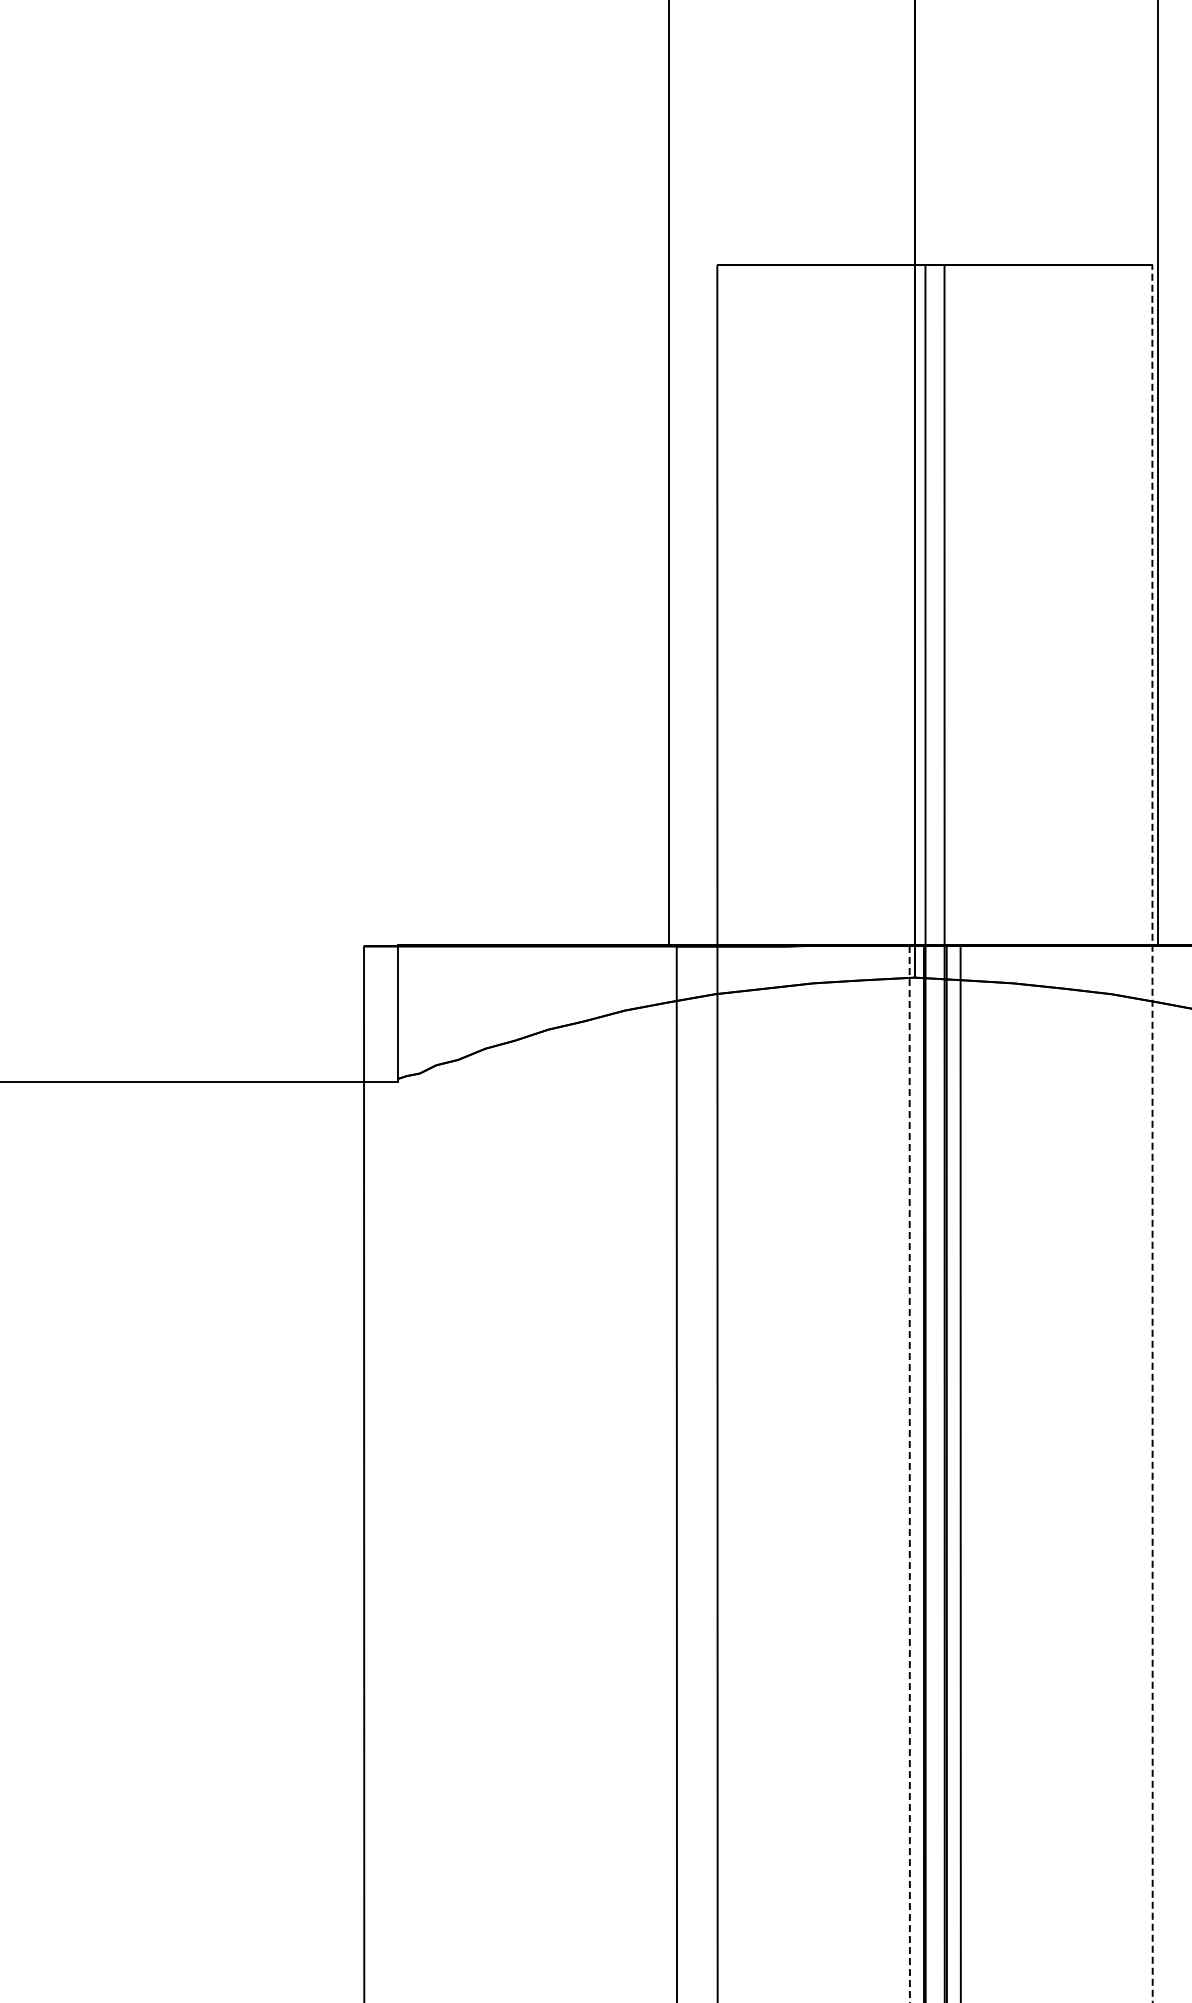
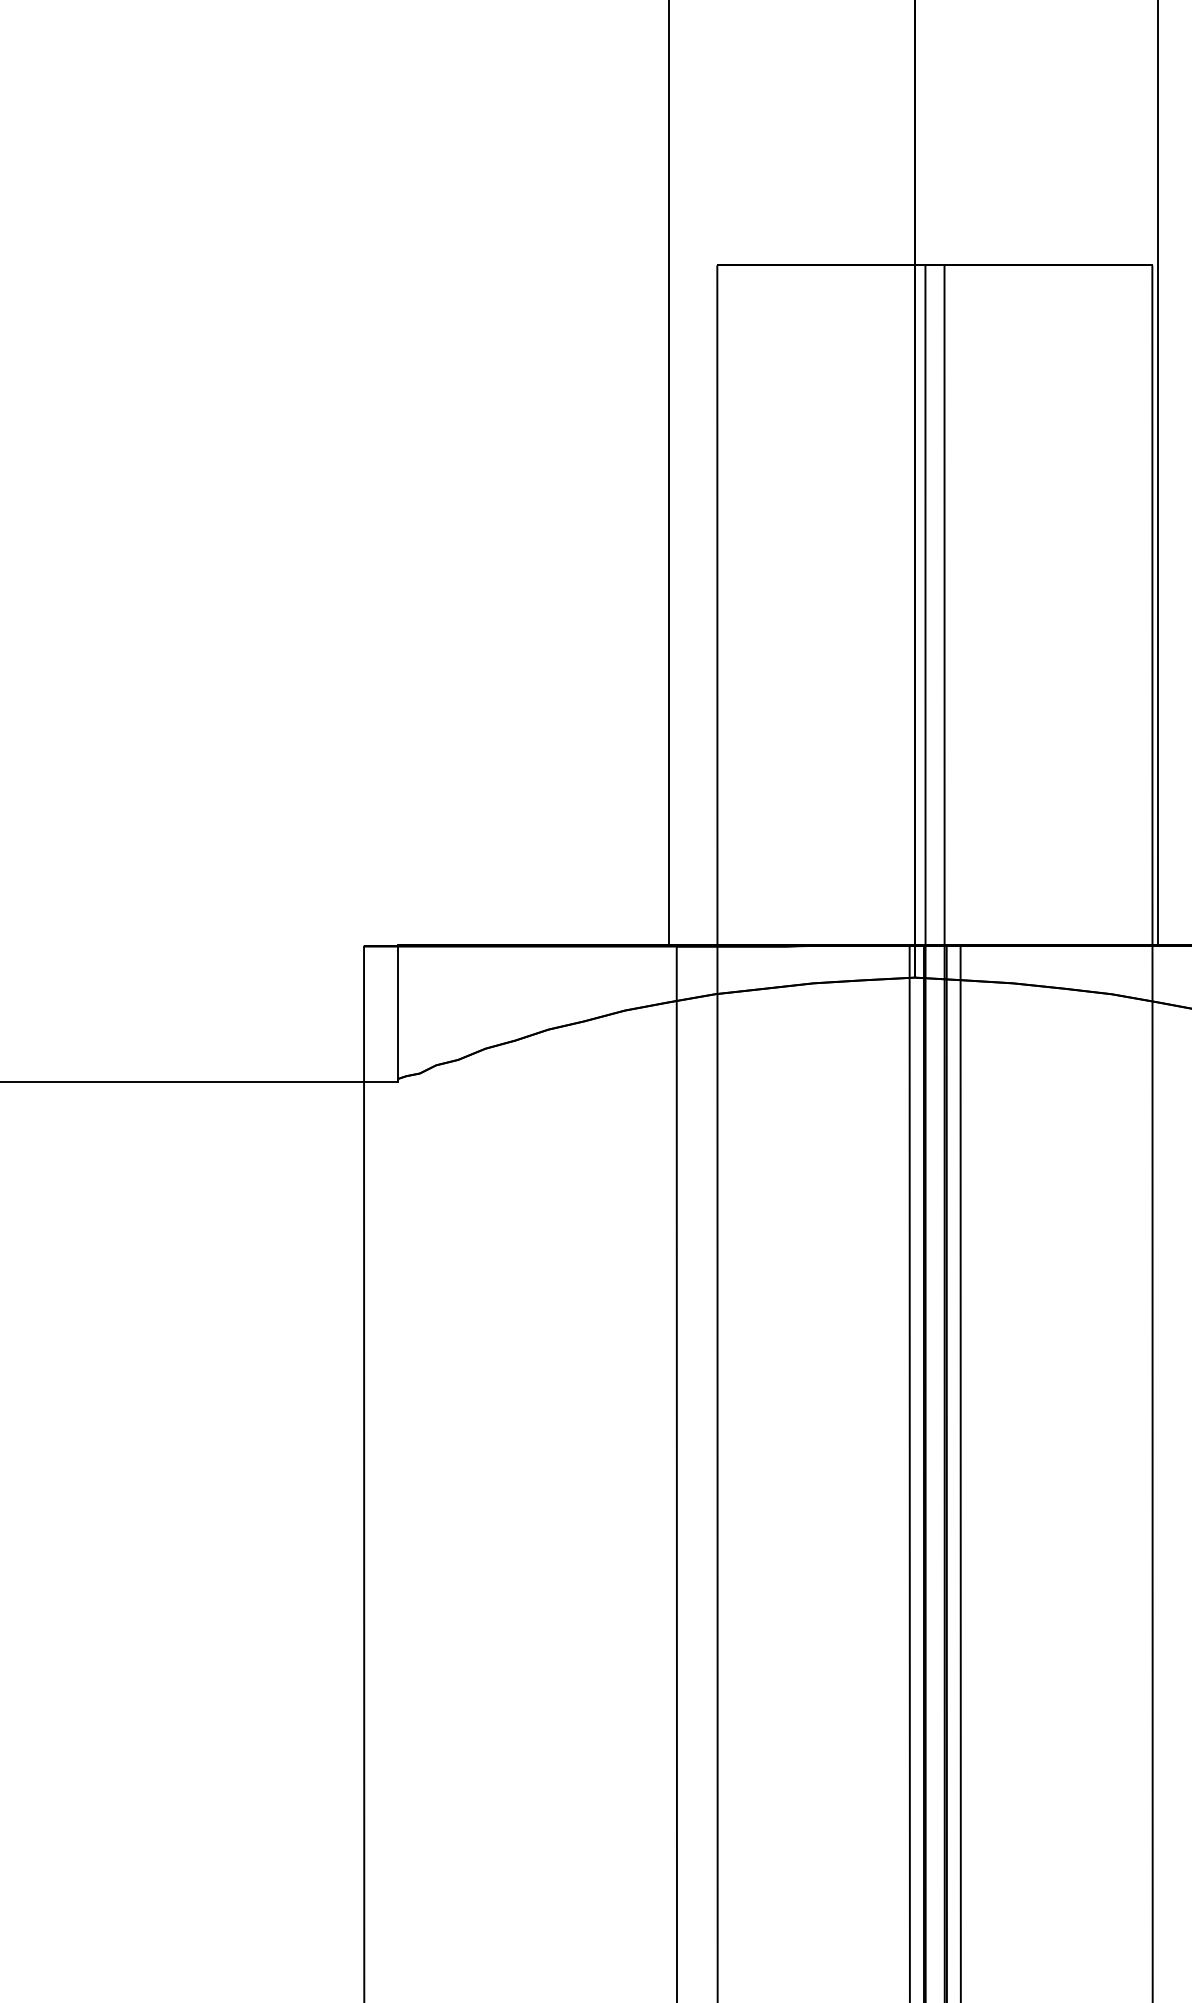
line: dashed -> solid (1152, 1133)
line: dashed -> solid (909, 1474)
